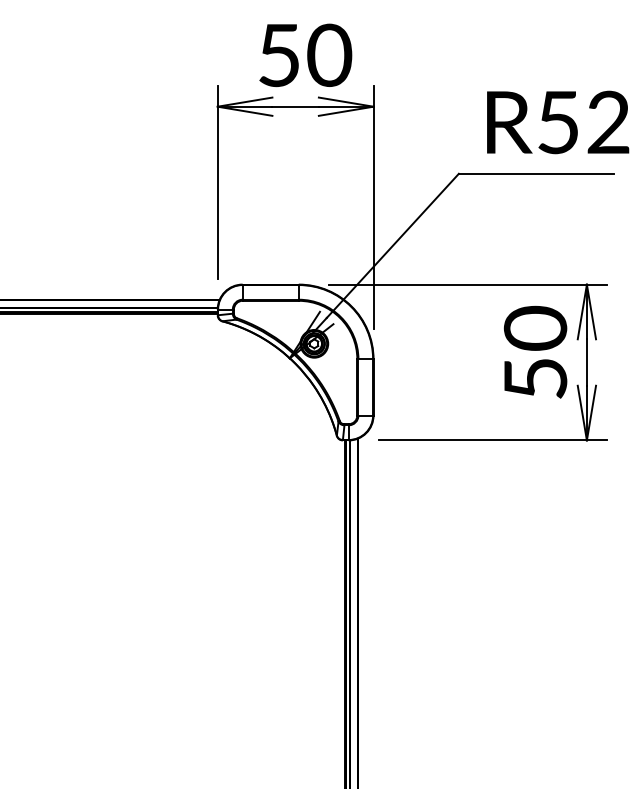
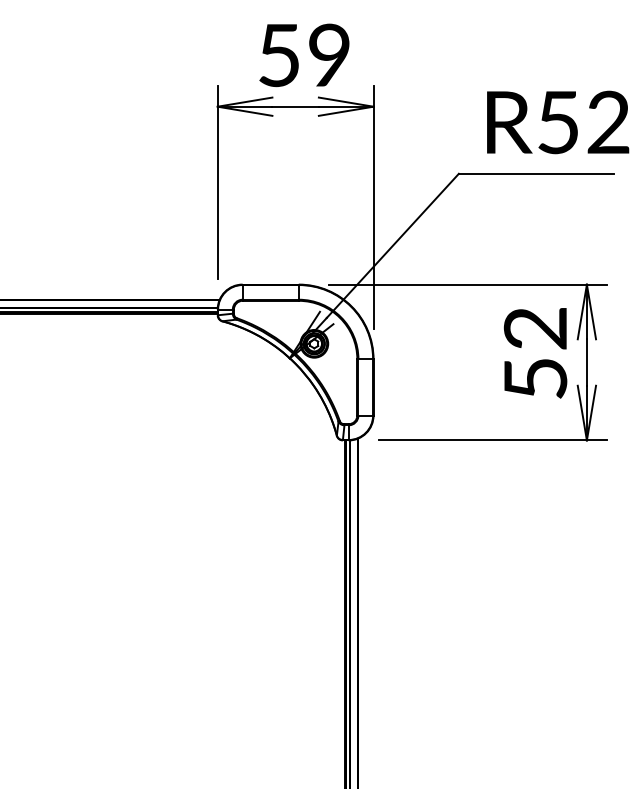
text: 50 -> 59 (329, 55)
text: 50 -> 52 (535, 327)
